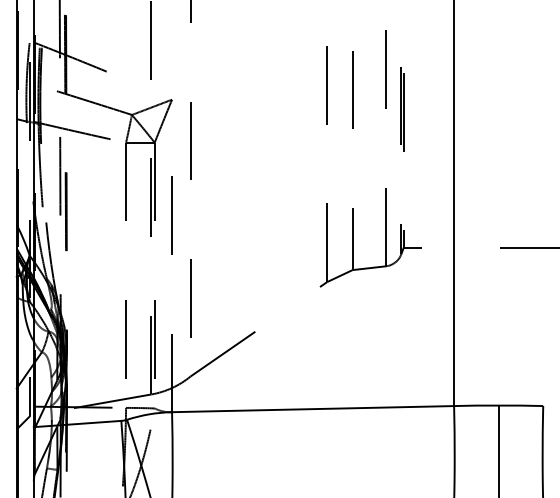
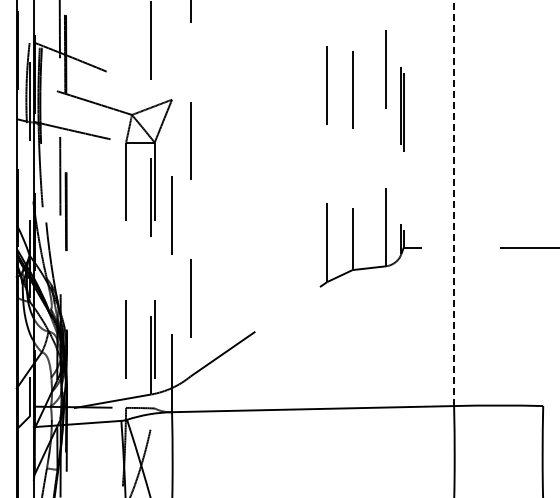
line: solid -> dashed (454, 203)
line: present -> none (498, 449)
